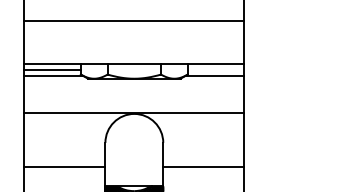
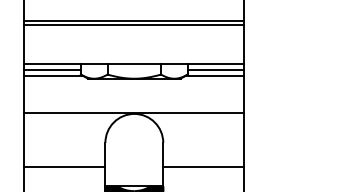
line: none -> present (134, 24)
line: none -> present (215, 70)
